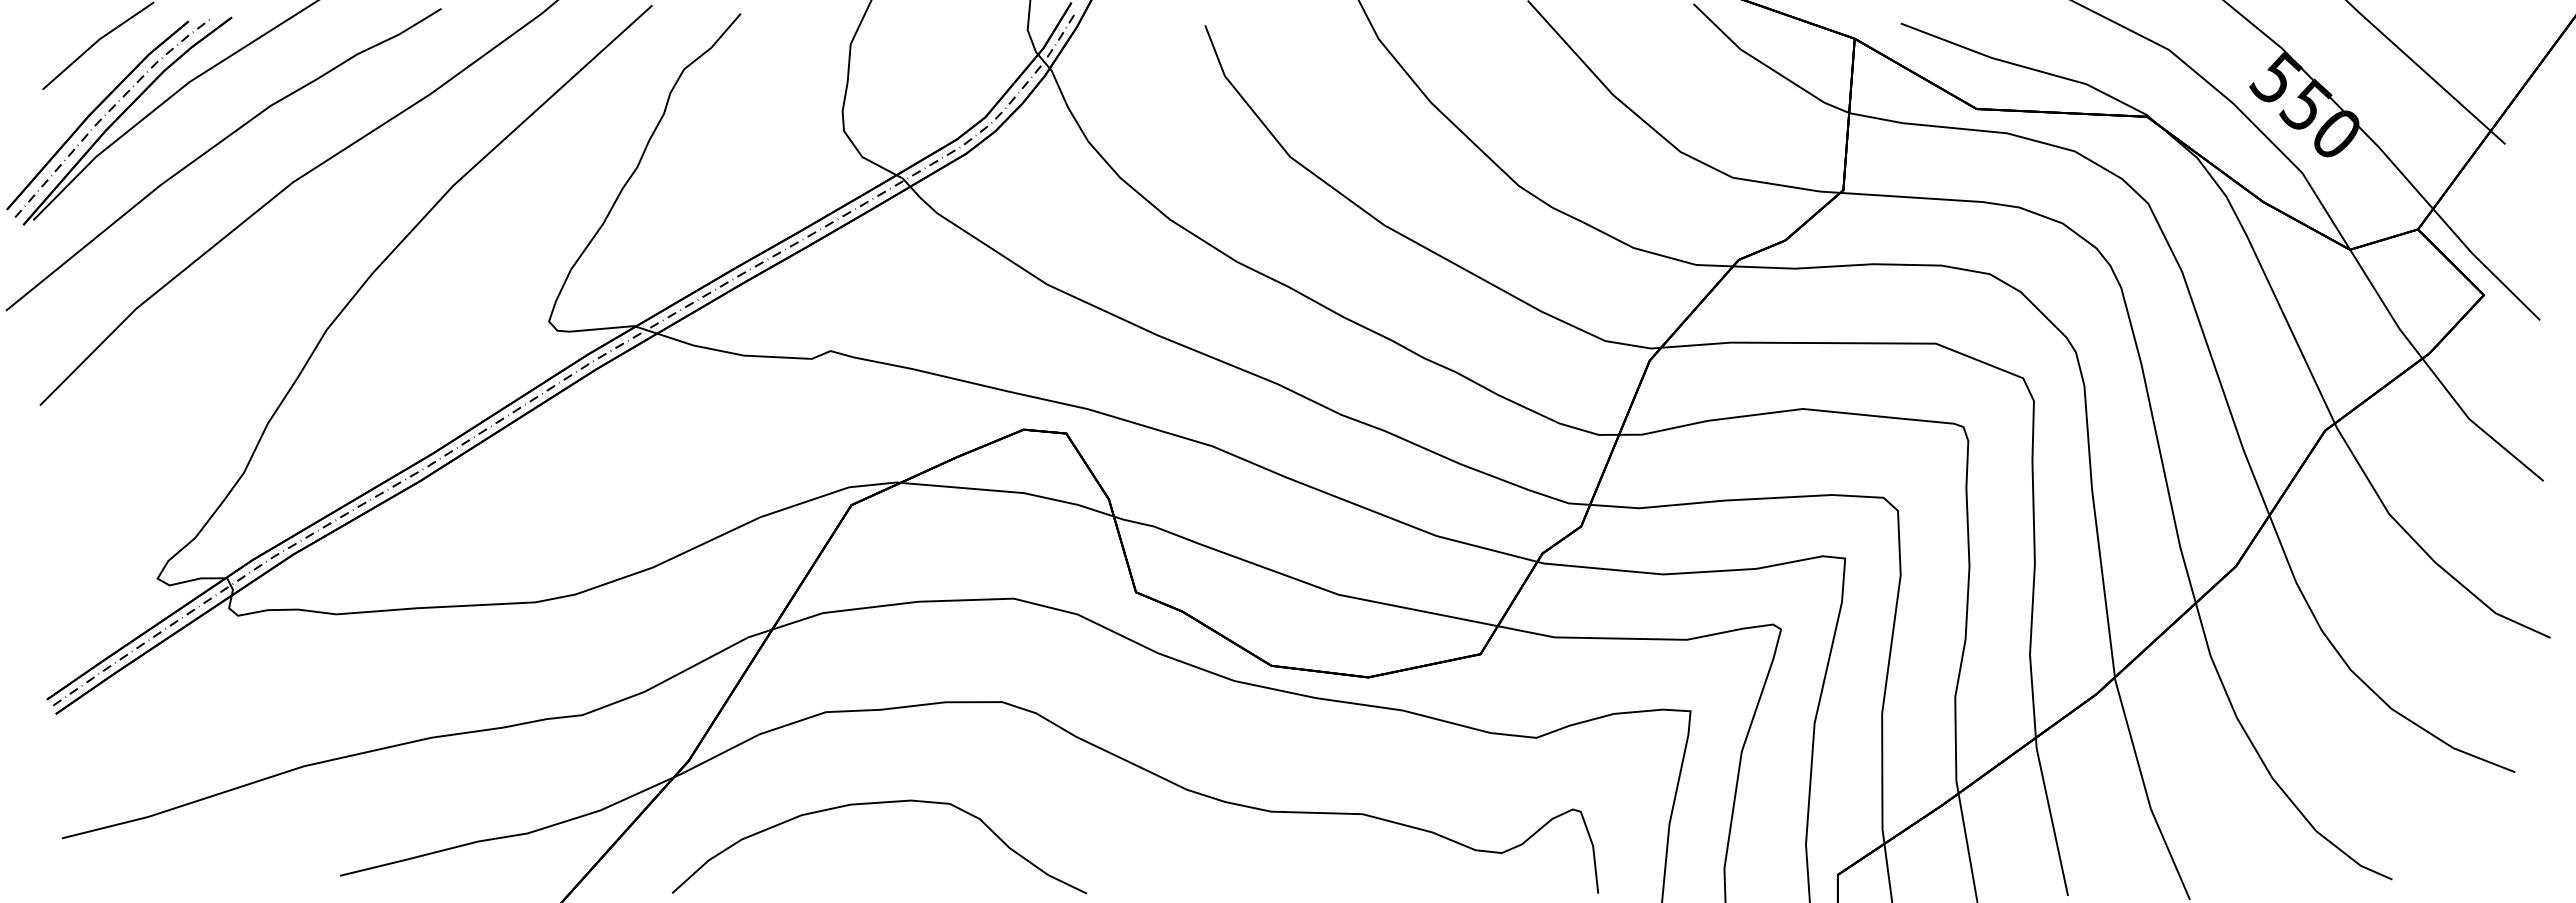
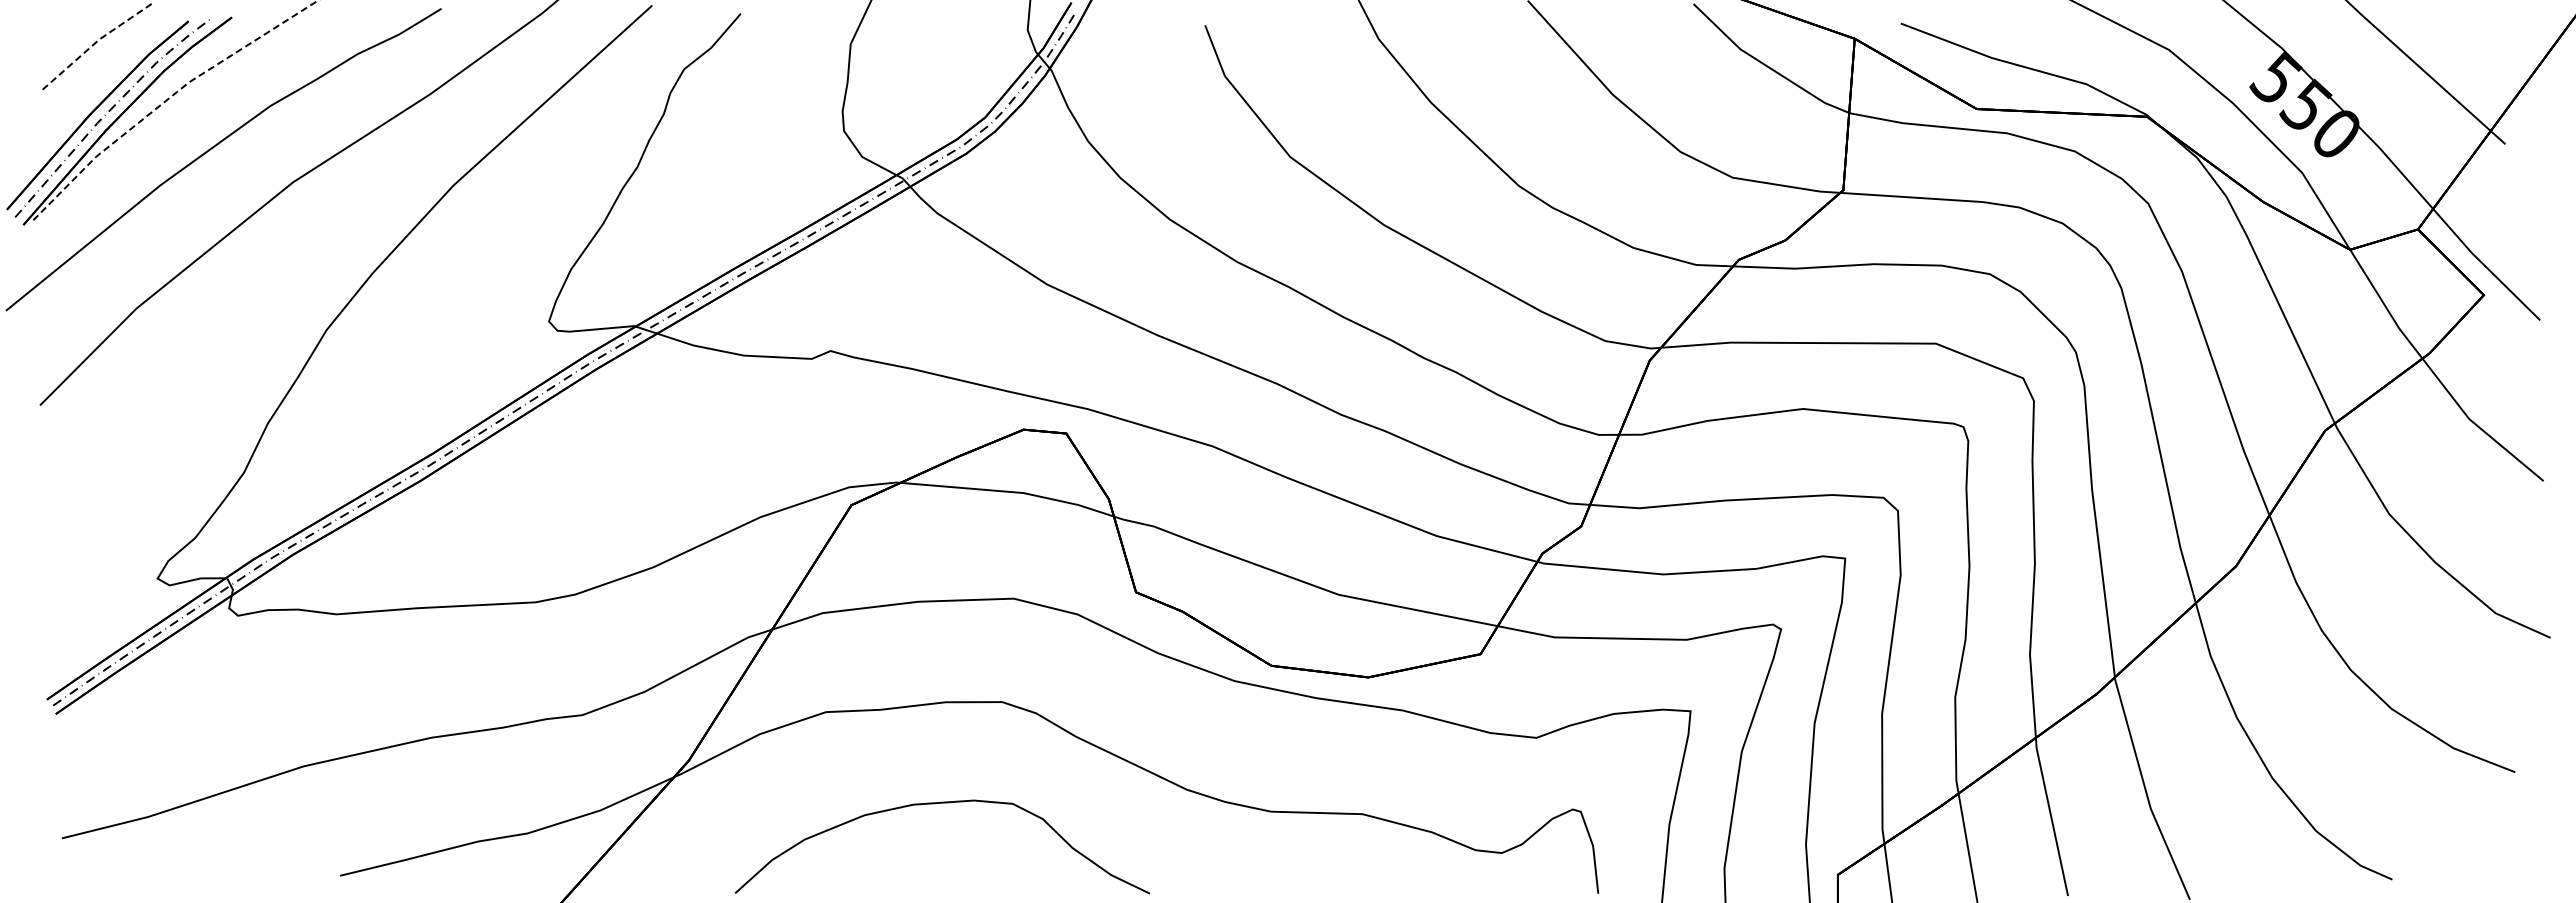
line: solid -> dashed (95, 42)
line: solid -> dashed (167, 99)
curve position: (872, 804) -> (935, 804) (935, 804)
